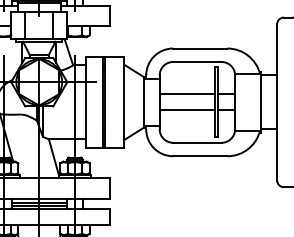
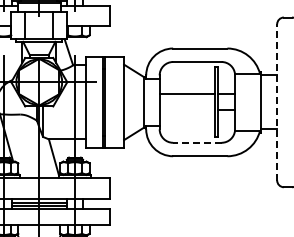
line: solid -> dashed (277, 101)
line: present -> none (186, 110)
line: solid -> dashed (196, 142)
